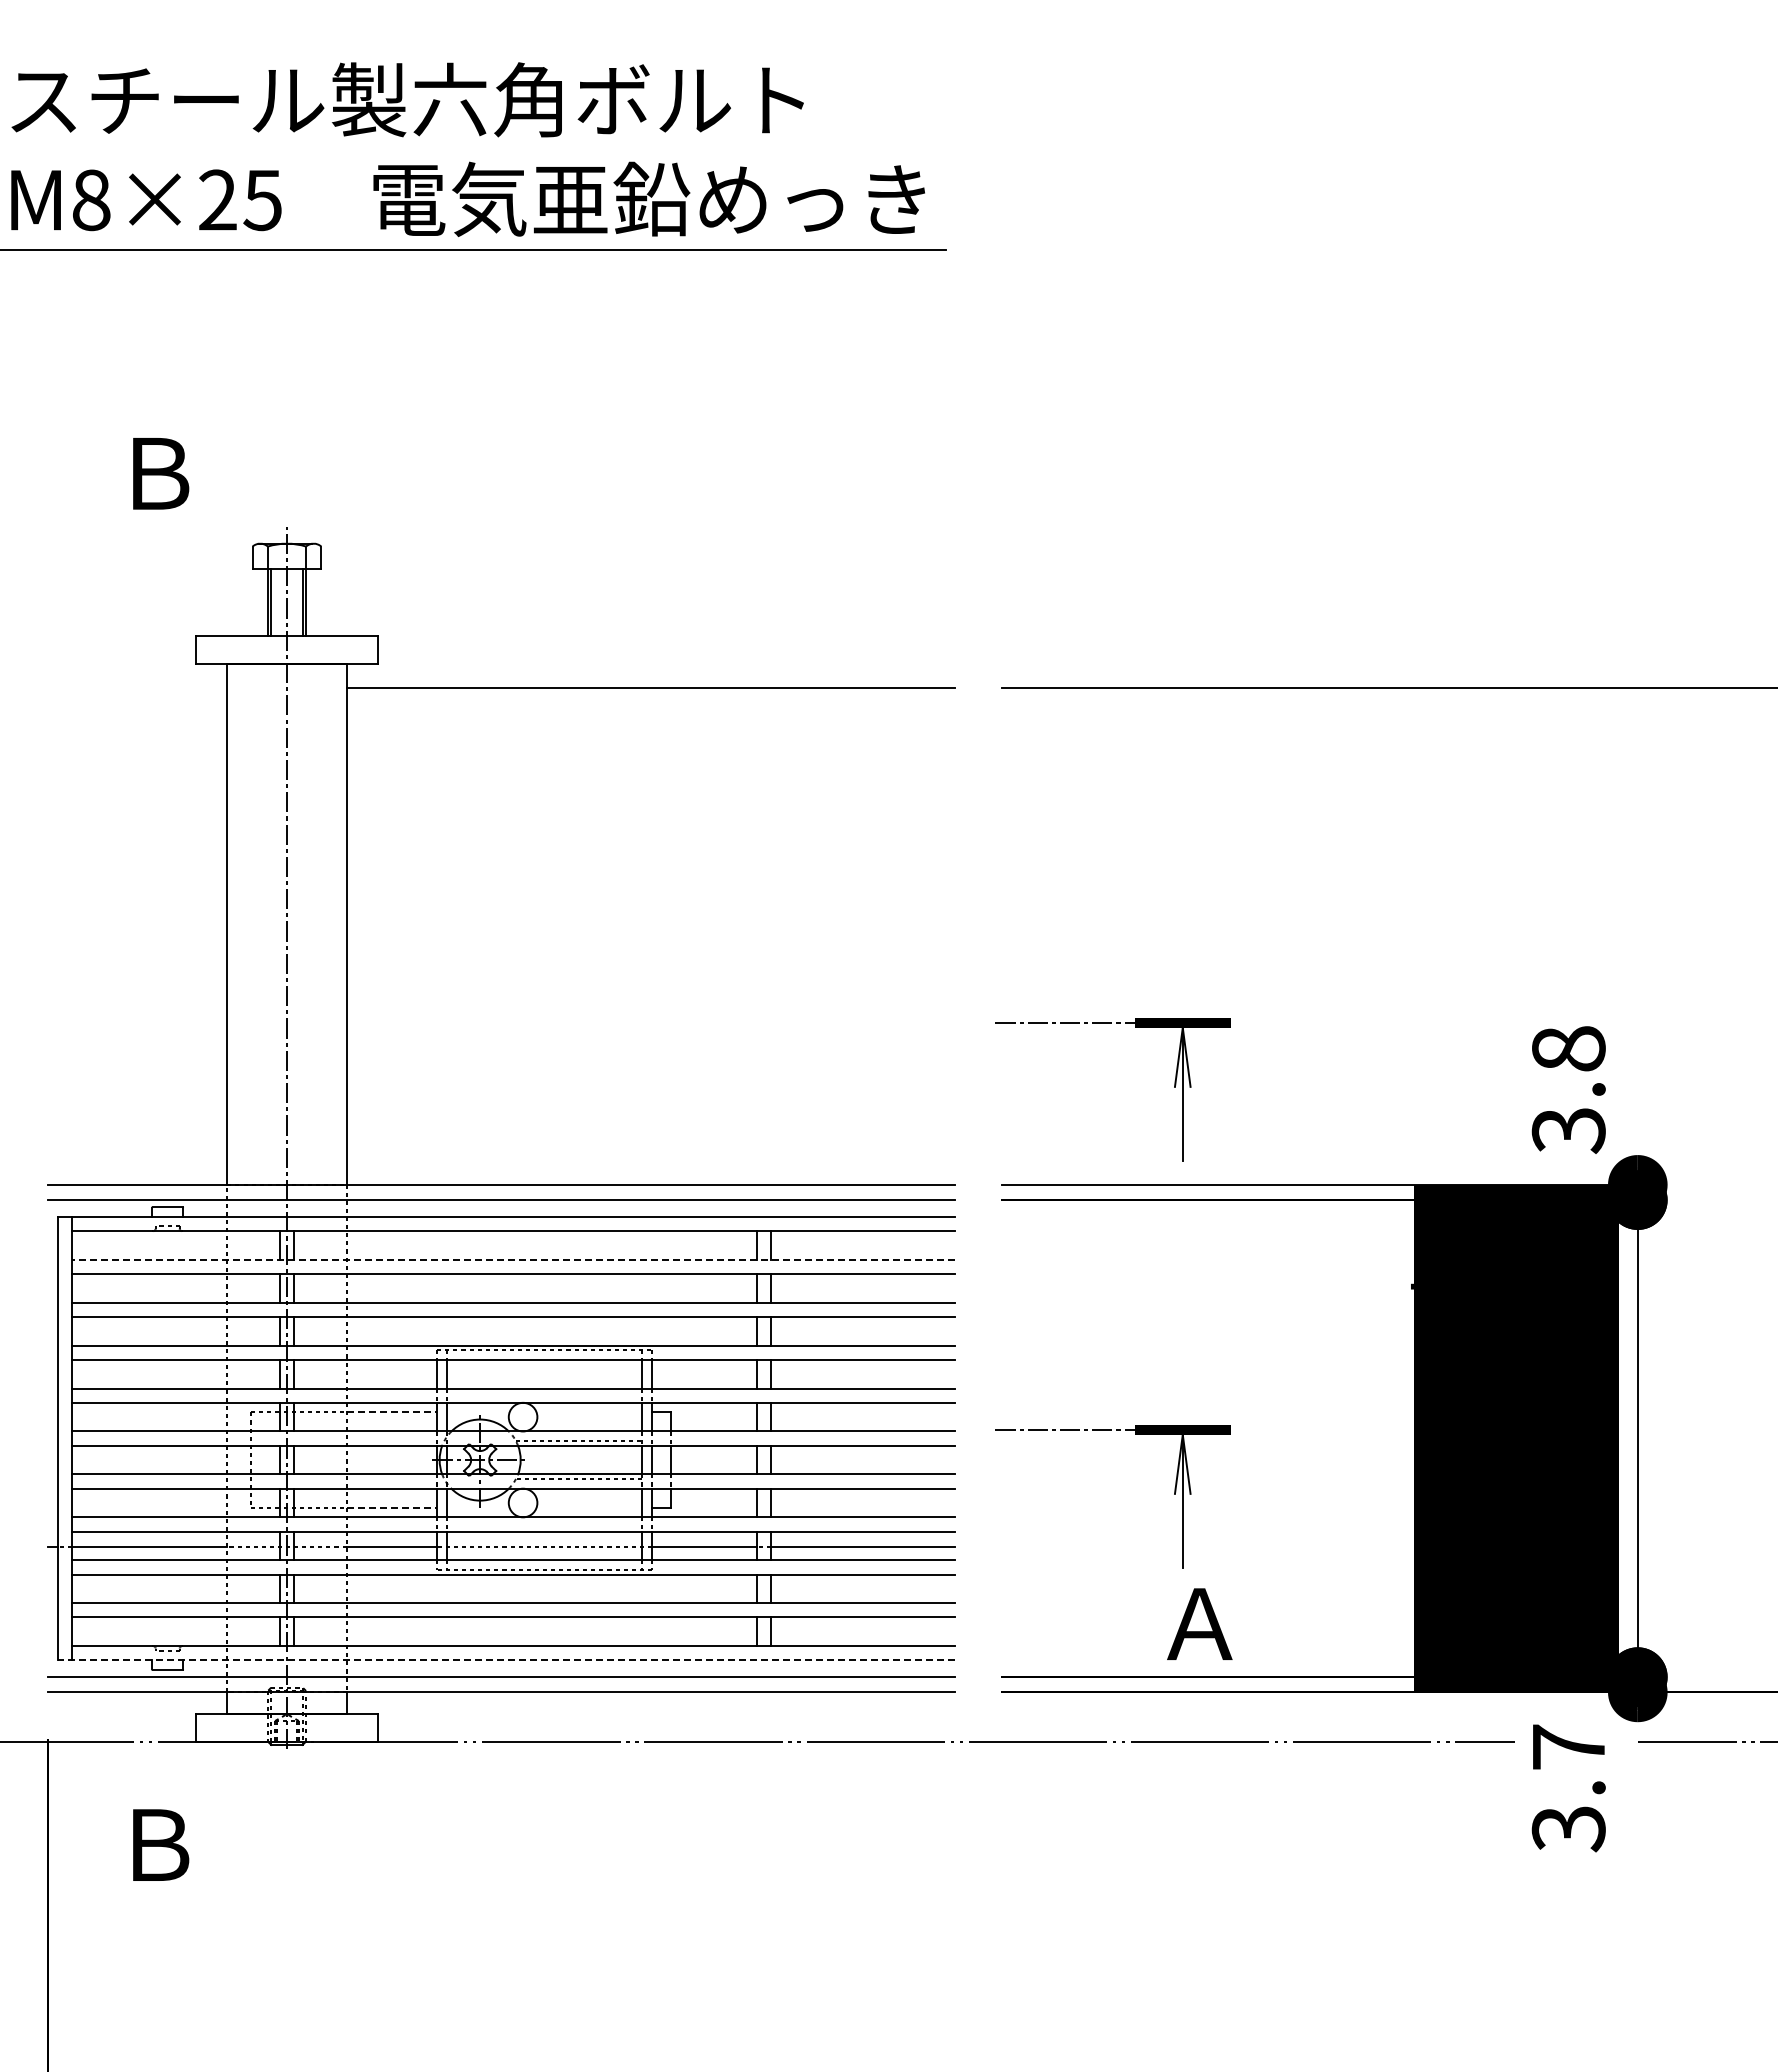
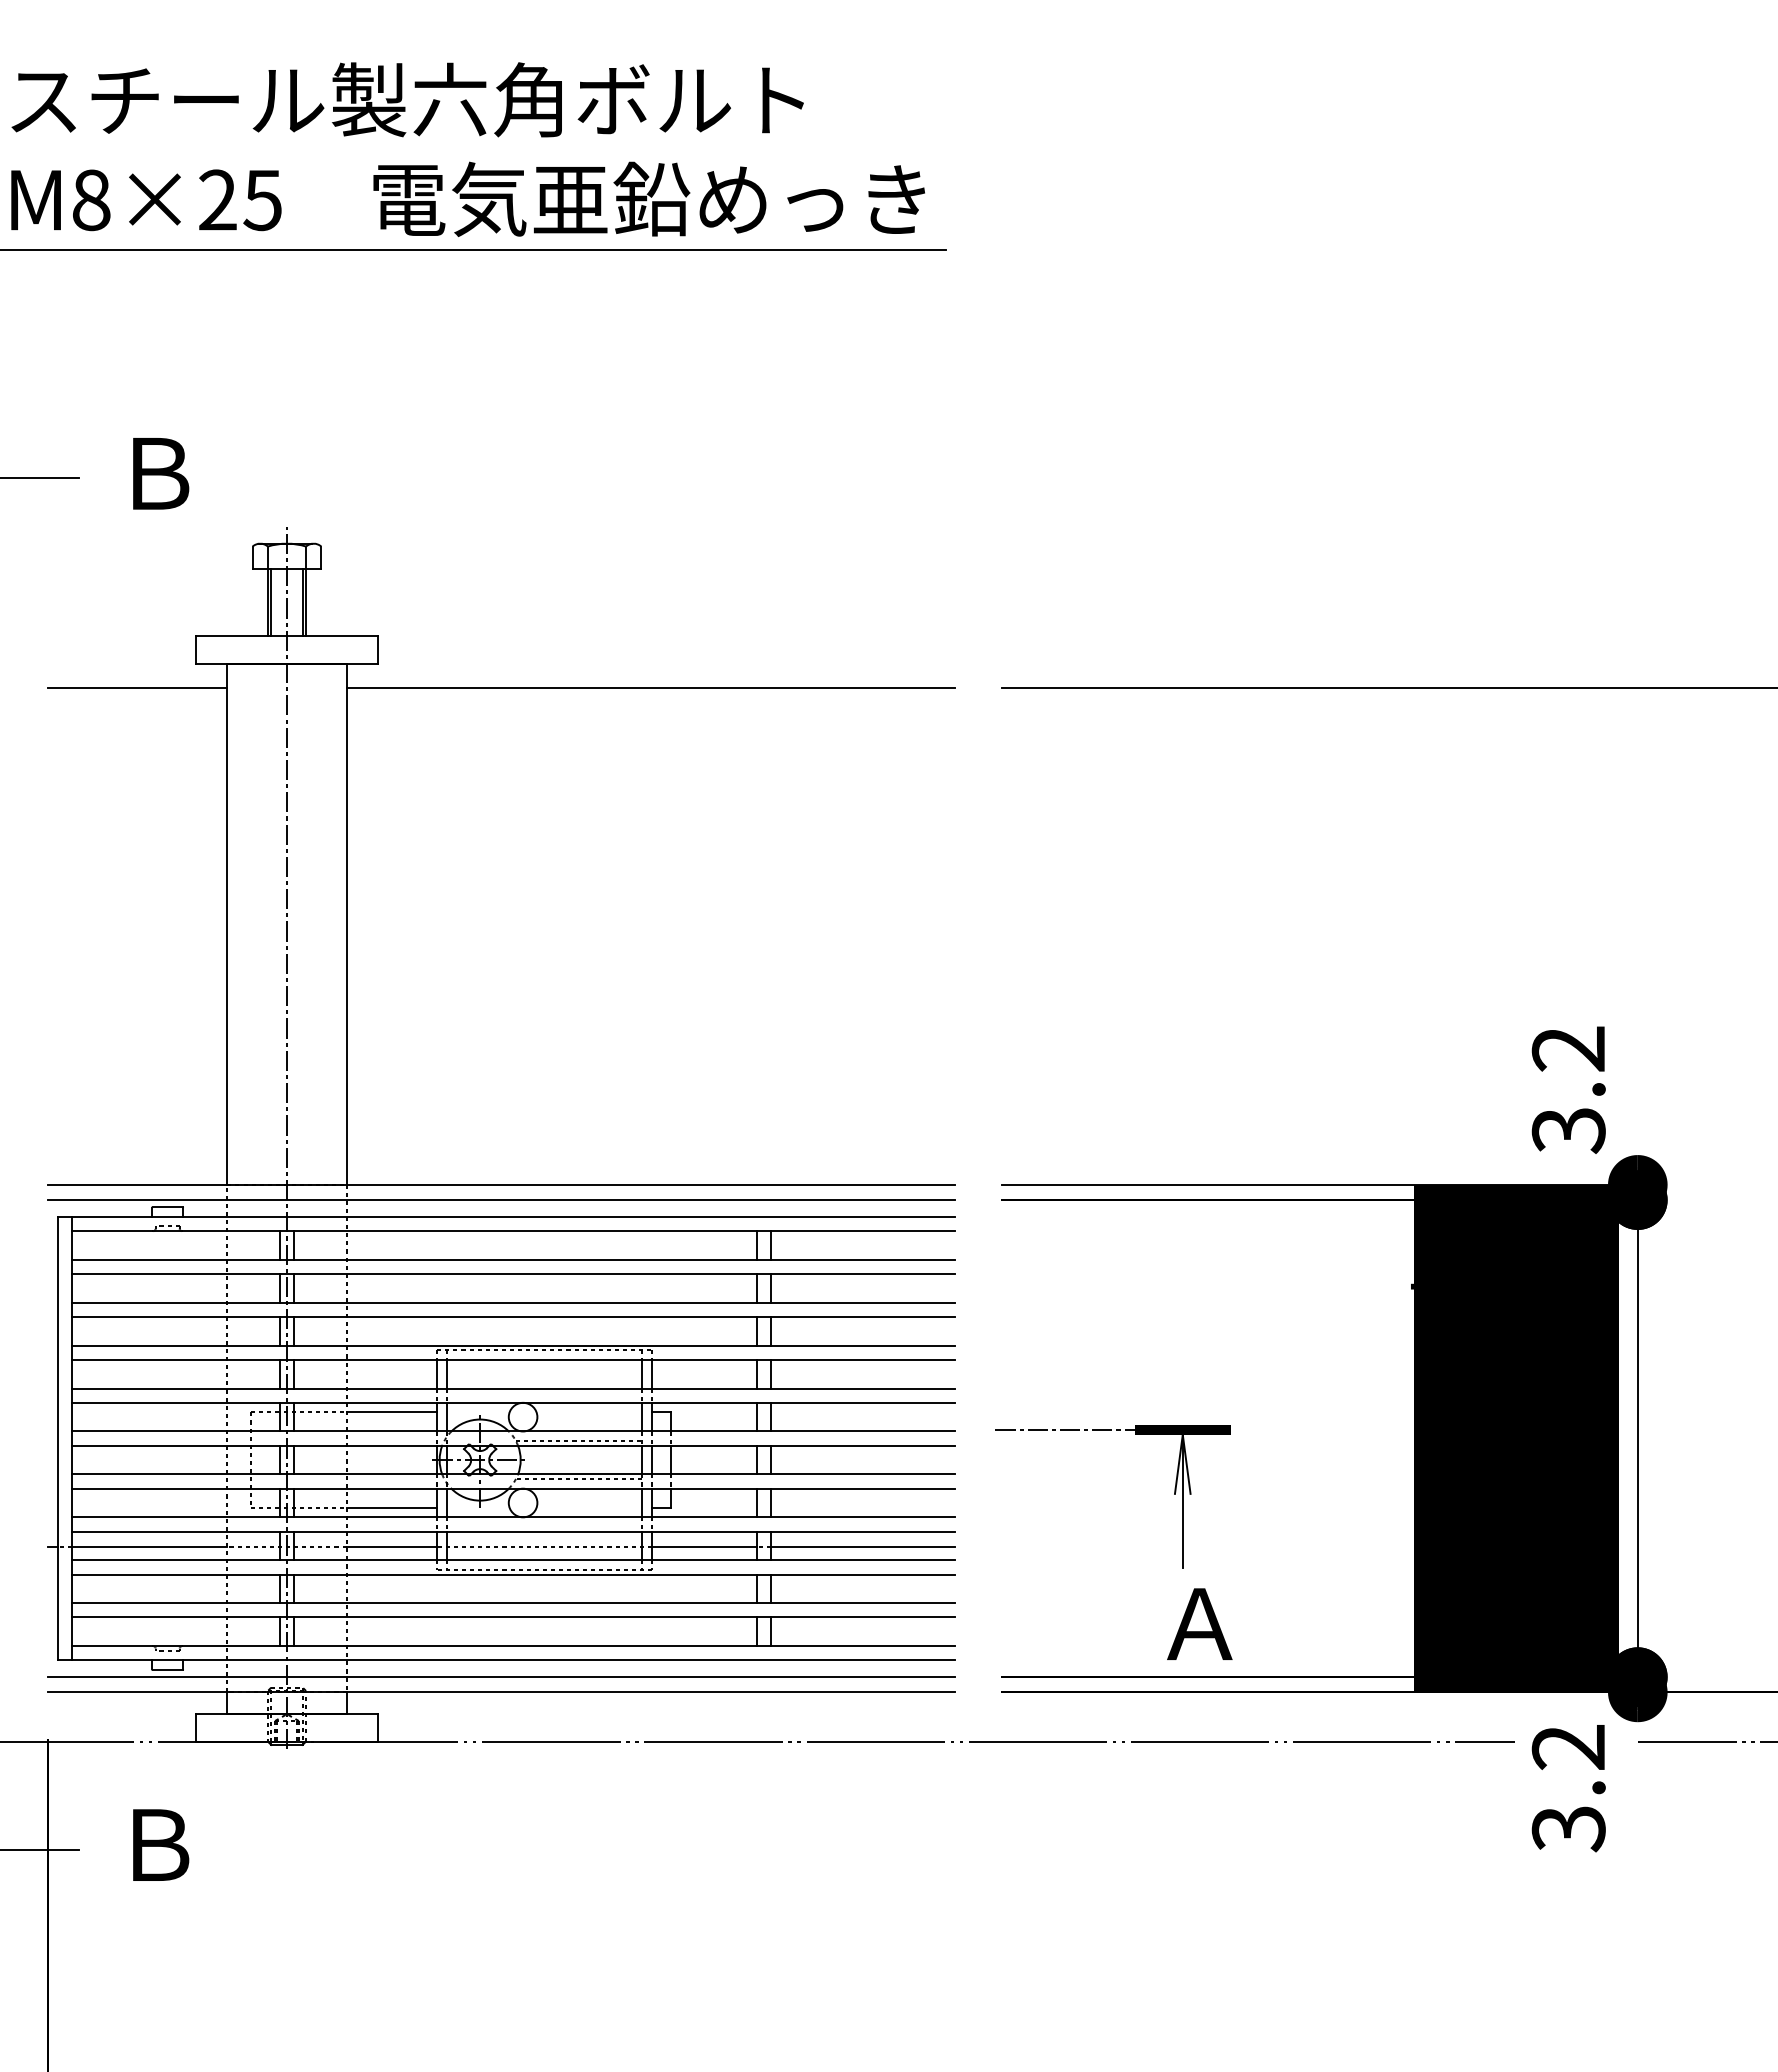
line: none -> present (40, 478)
line: none -> present (137, 688)
text: 3.8 -> 3.2 (1568, 1048)
part: present -> none (1174, 1087)
line: dashed -> solid (513, 1259)
line: dashed -> solid (392, 1412)
line: dashed -> solid (392, 1507)
line: dashed -> solid (505, 1660)
text: 3.7 -> 3.2 (1567, 1747)
line: none -> present (40, 1849)
